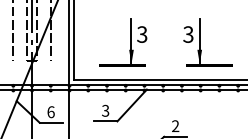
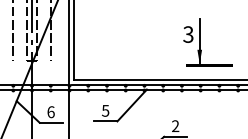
part: present -> none (130, 42)
text: 3 -> 5 (105, 110)
